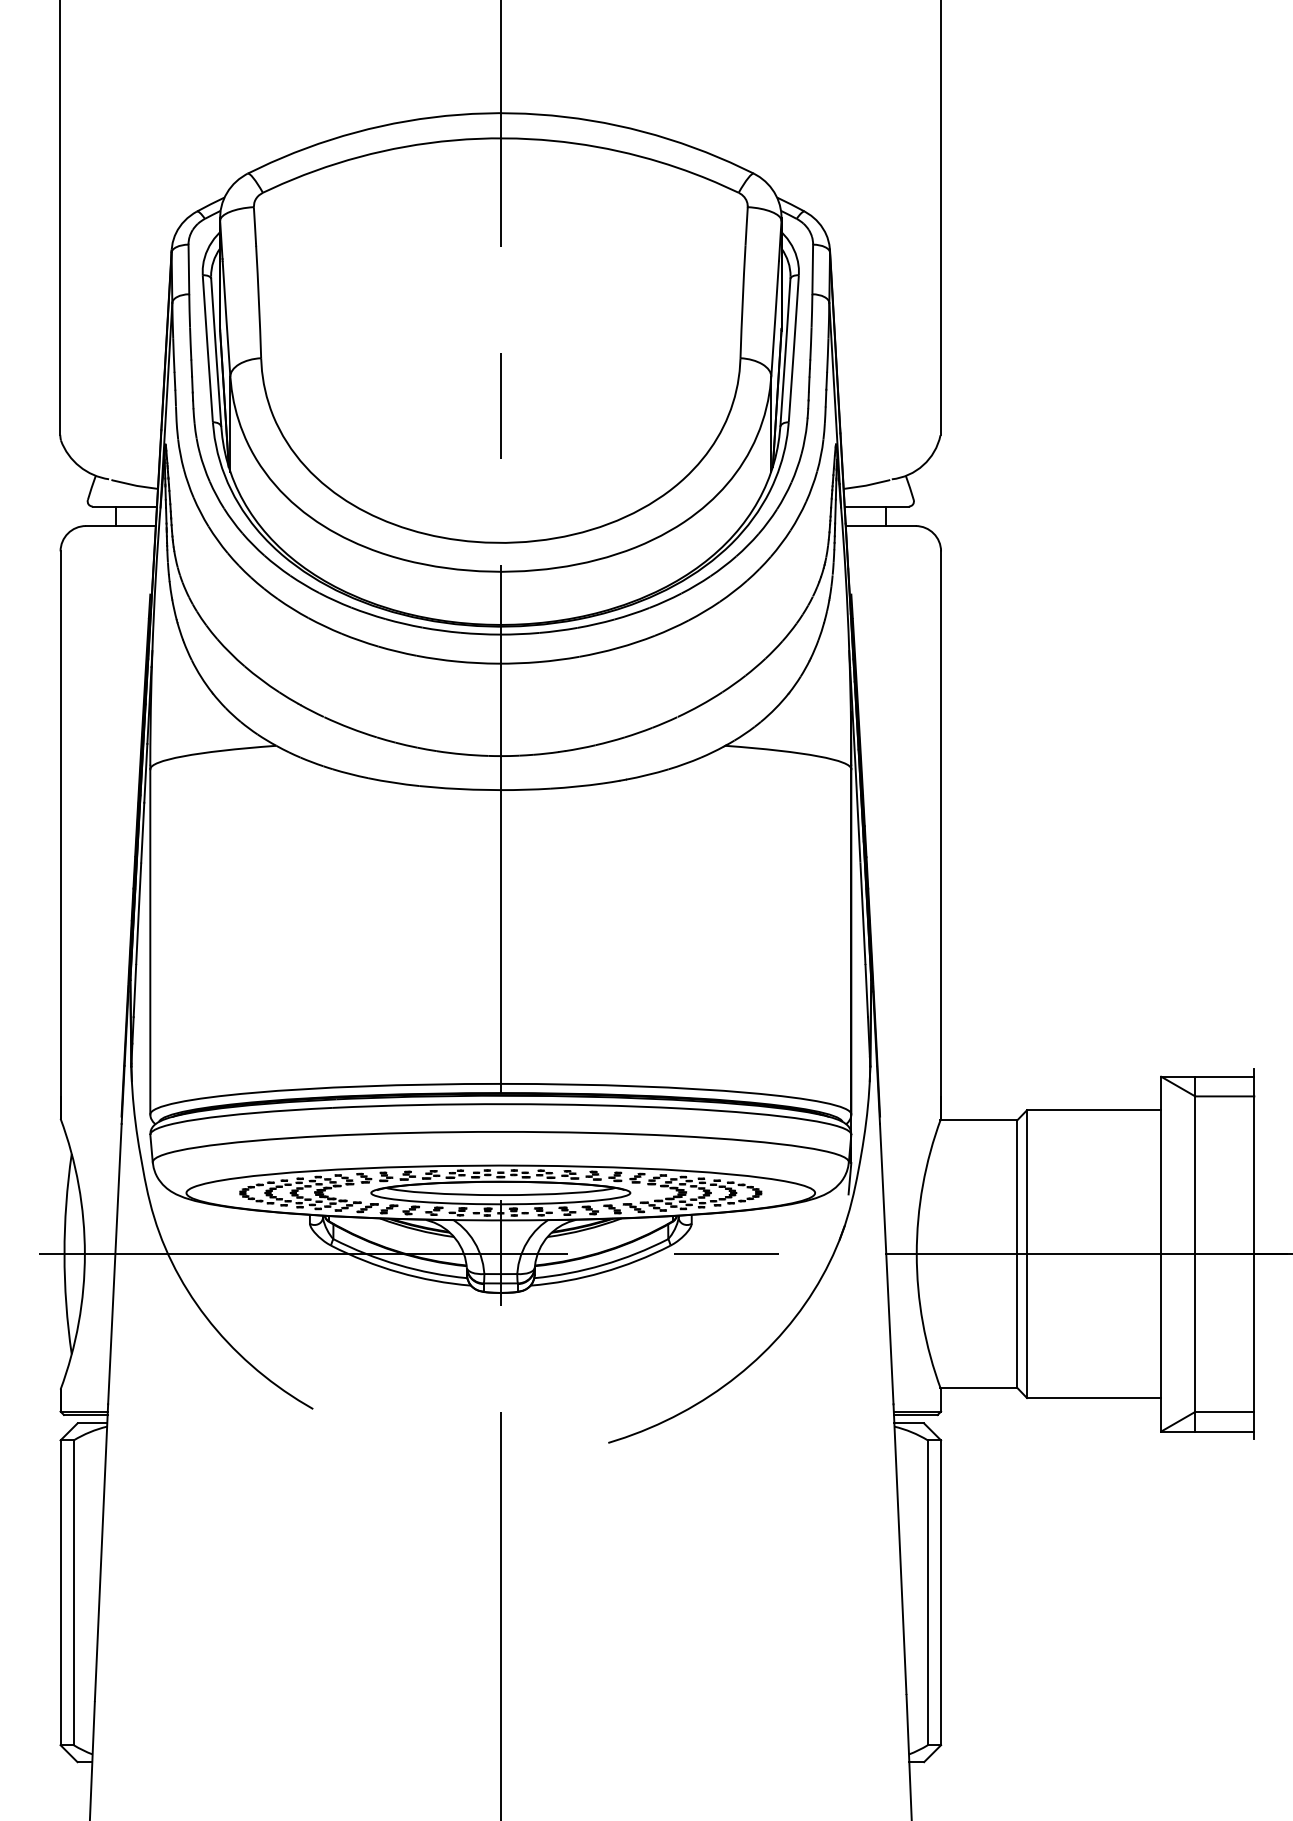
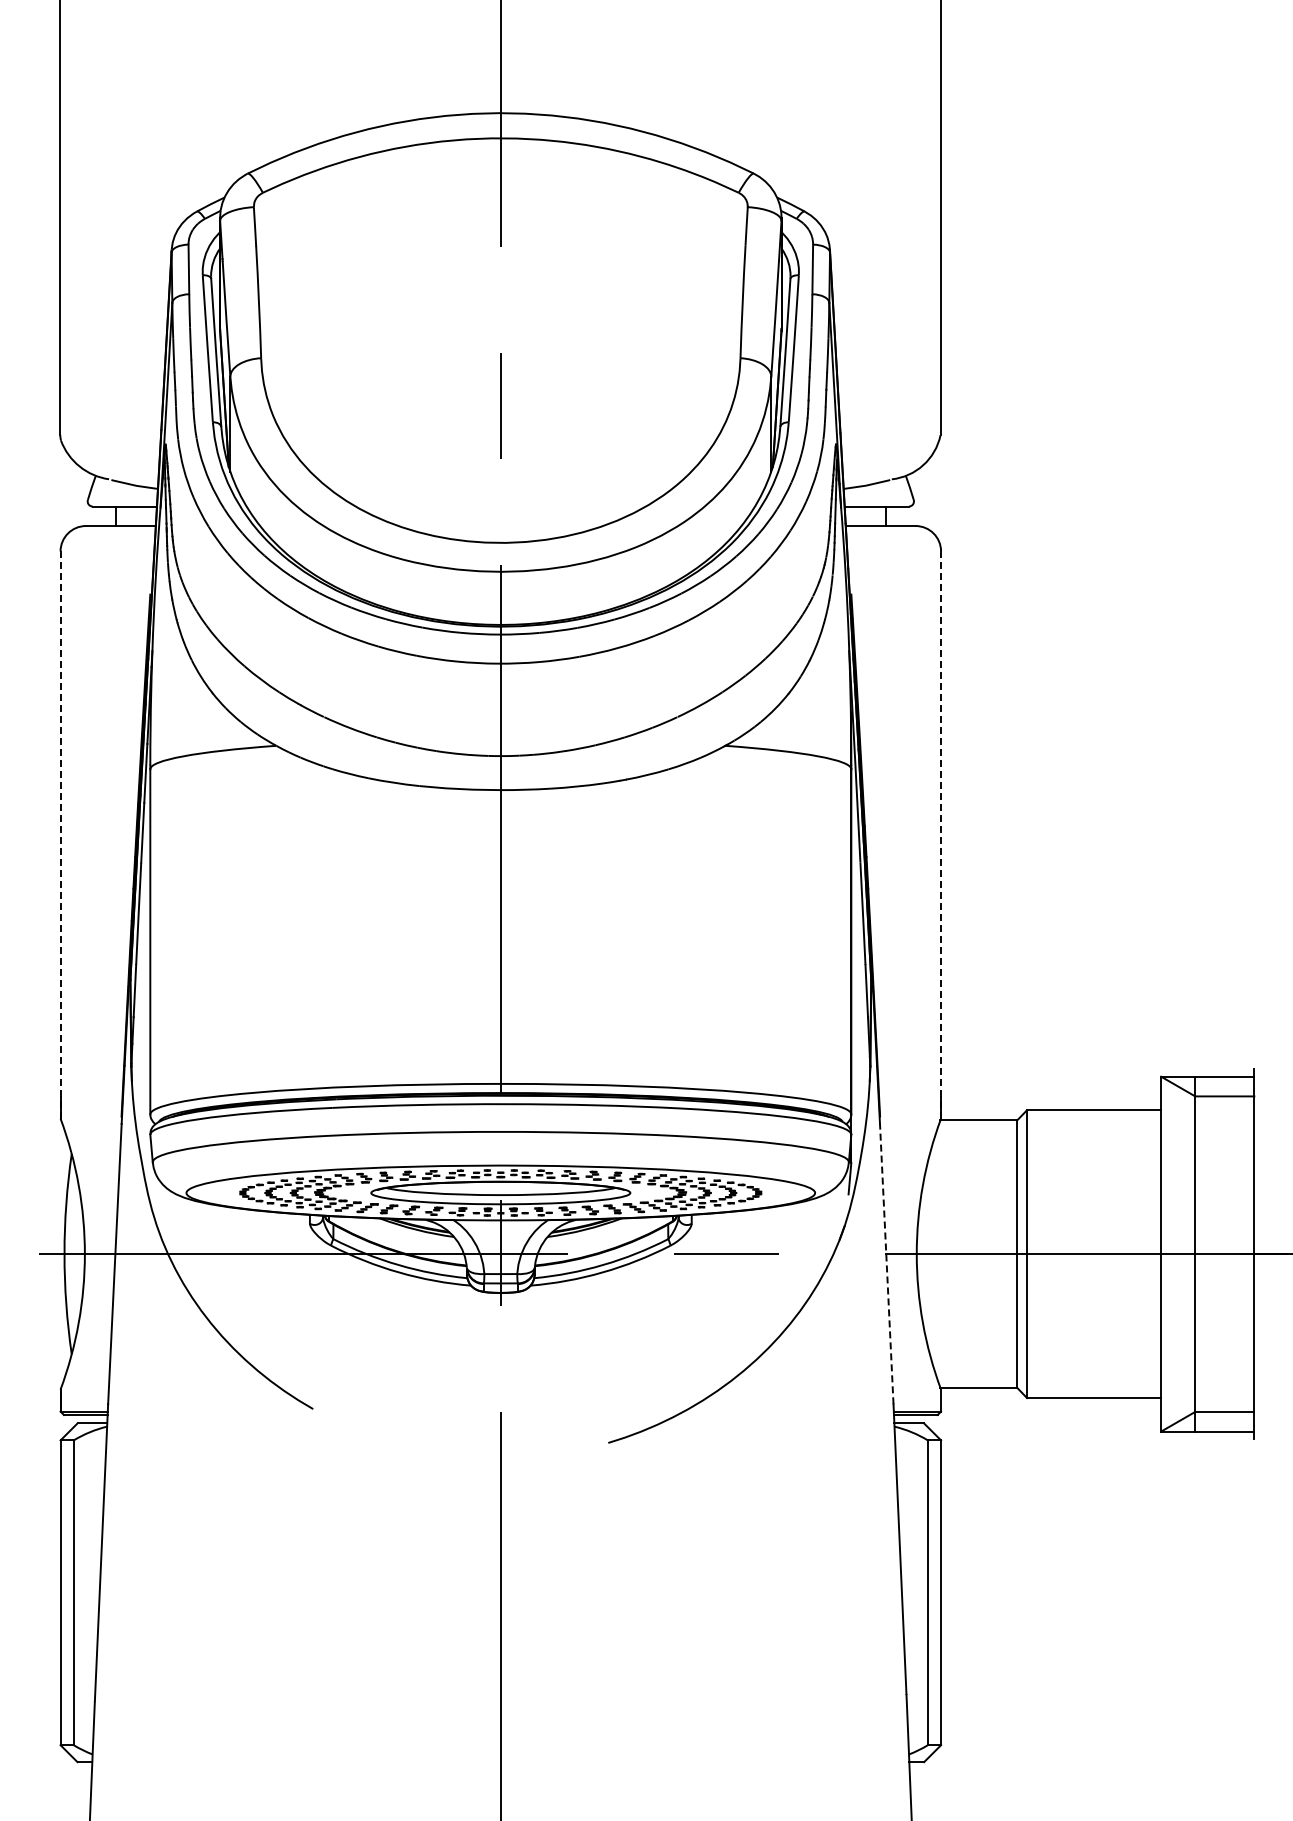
line: solid -> dashed (60, 835)
line: solid -> dashed (941, 835)
line: solid -> dashed (886, 1263)
